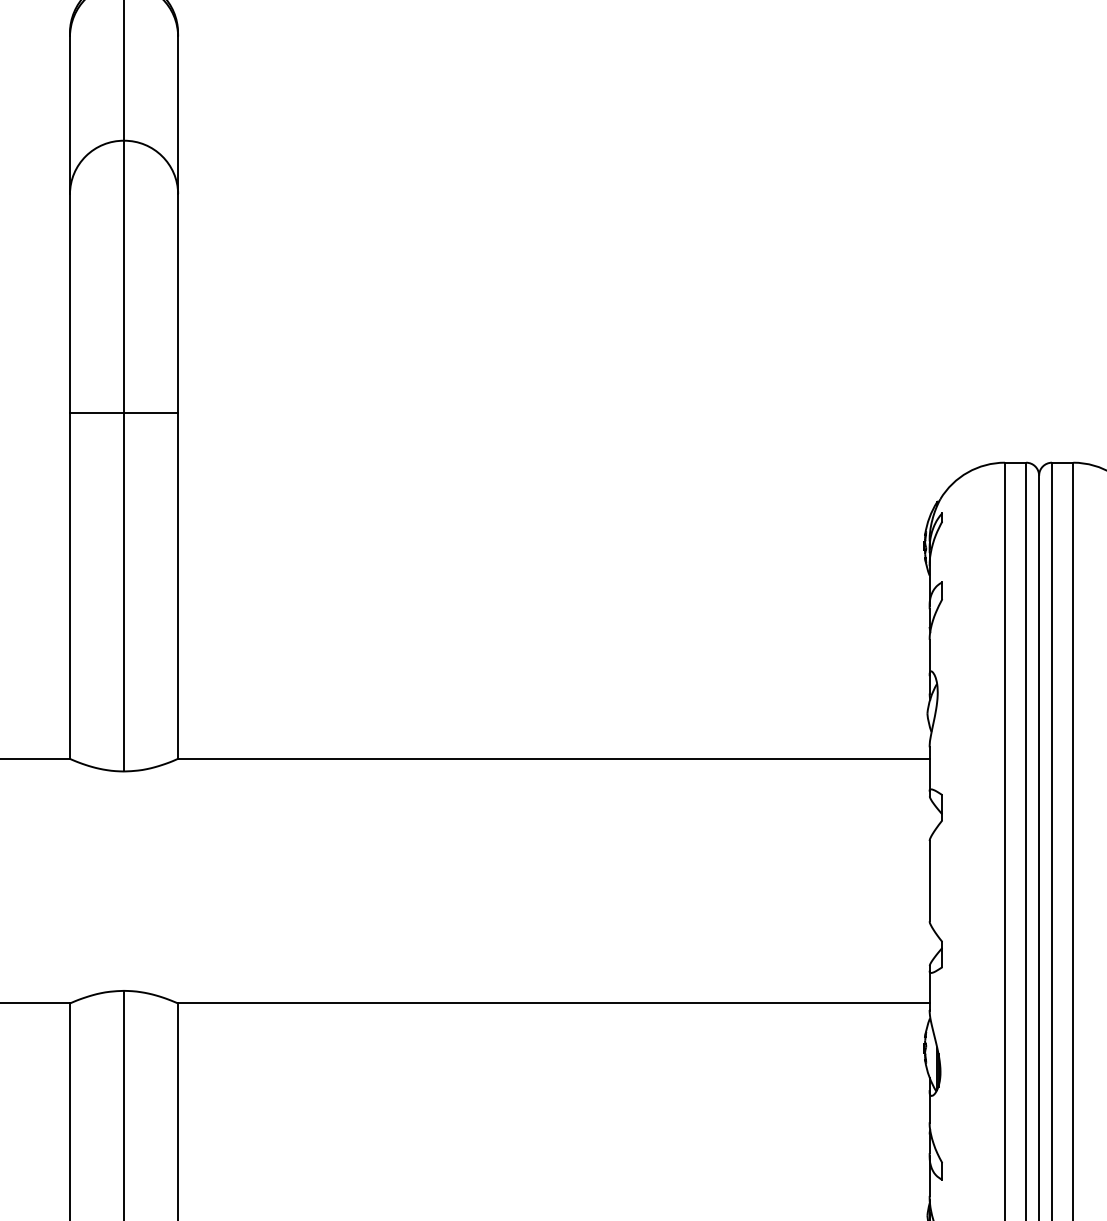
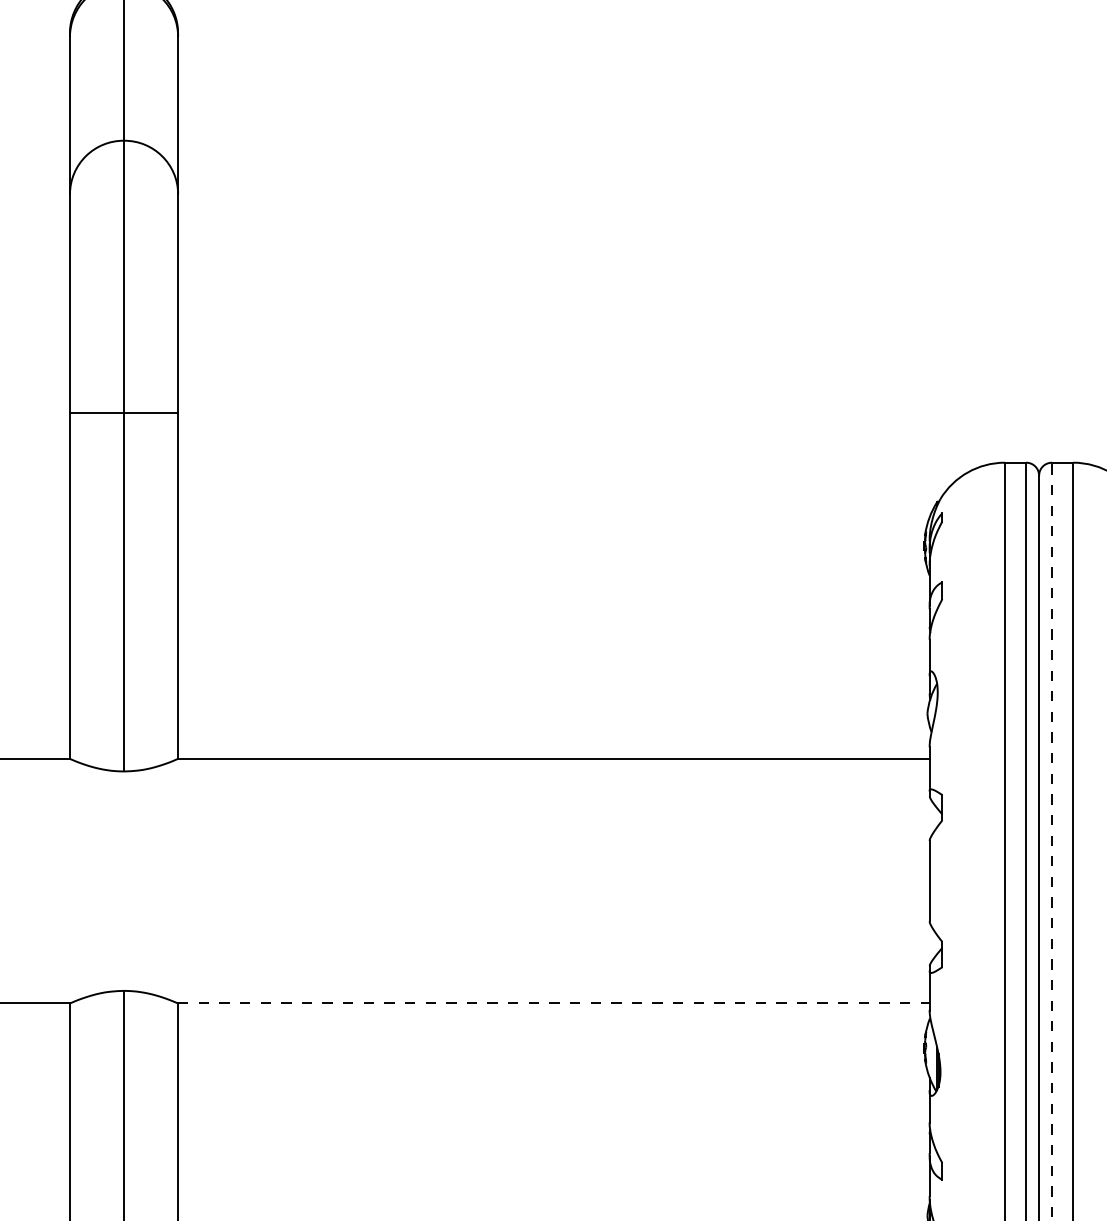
line: solid -> dashed (1052, 841)
line: solid -> dashed (553, 1003)
